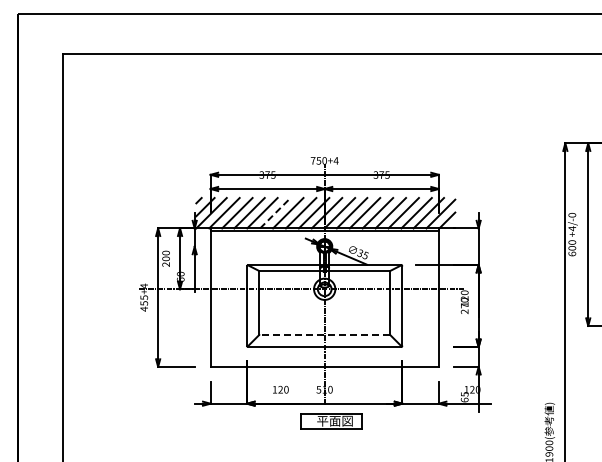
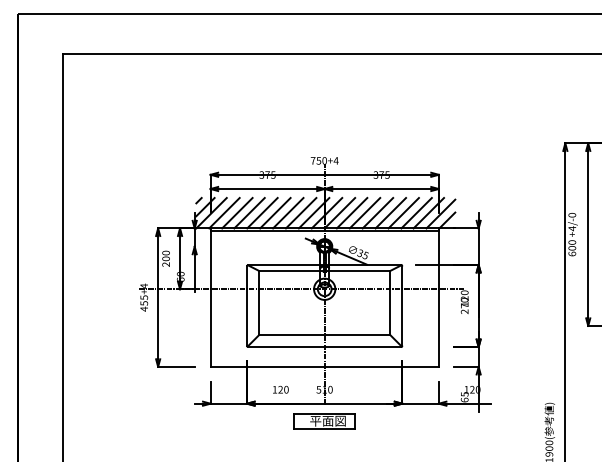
line: dashed -> solid (275, 213)
line: dashed -> solid (324, 334)
part position: (331, 421) -> (324, 421) (324, 421)
